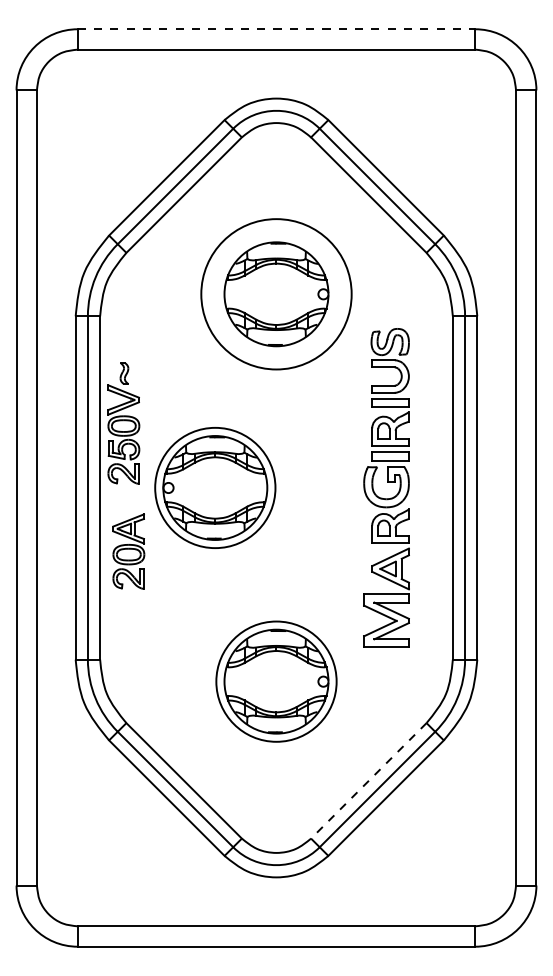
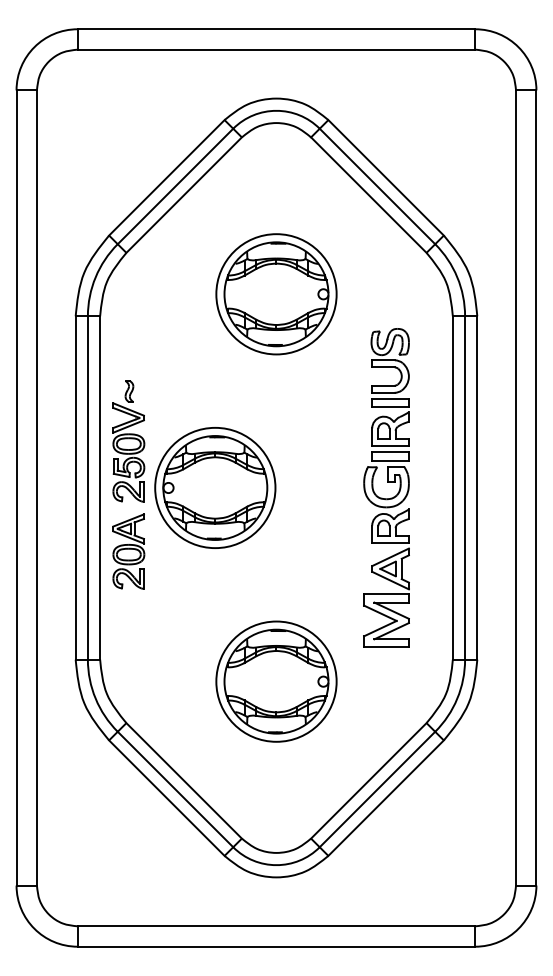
line: dashed -> solid (276, 29)
circle diameter: 150 px -> 120 px (276, 294)
part position: (123, 423) -> (128, 441) (128, 441)
line: dashed -> solid (368, 780)
